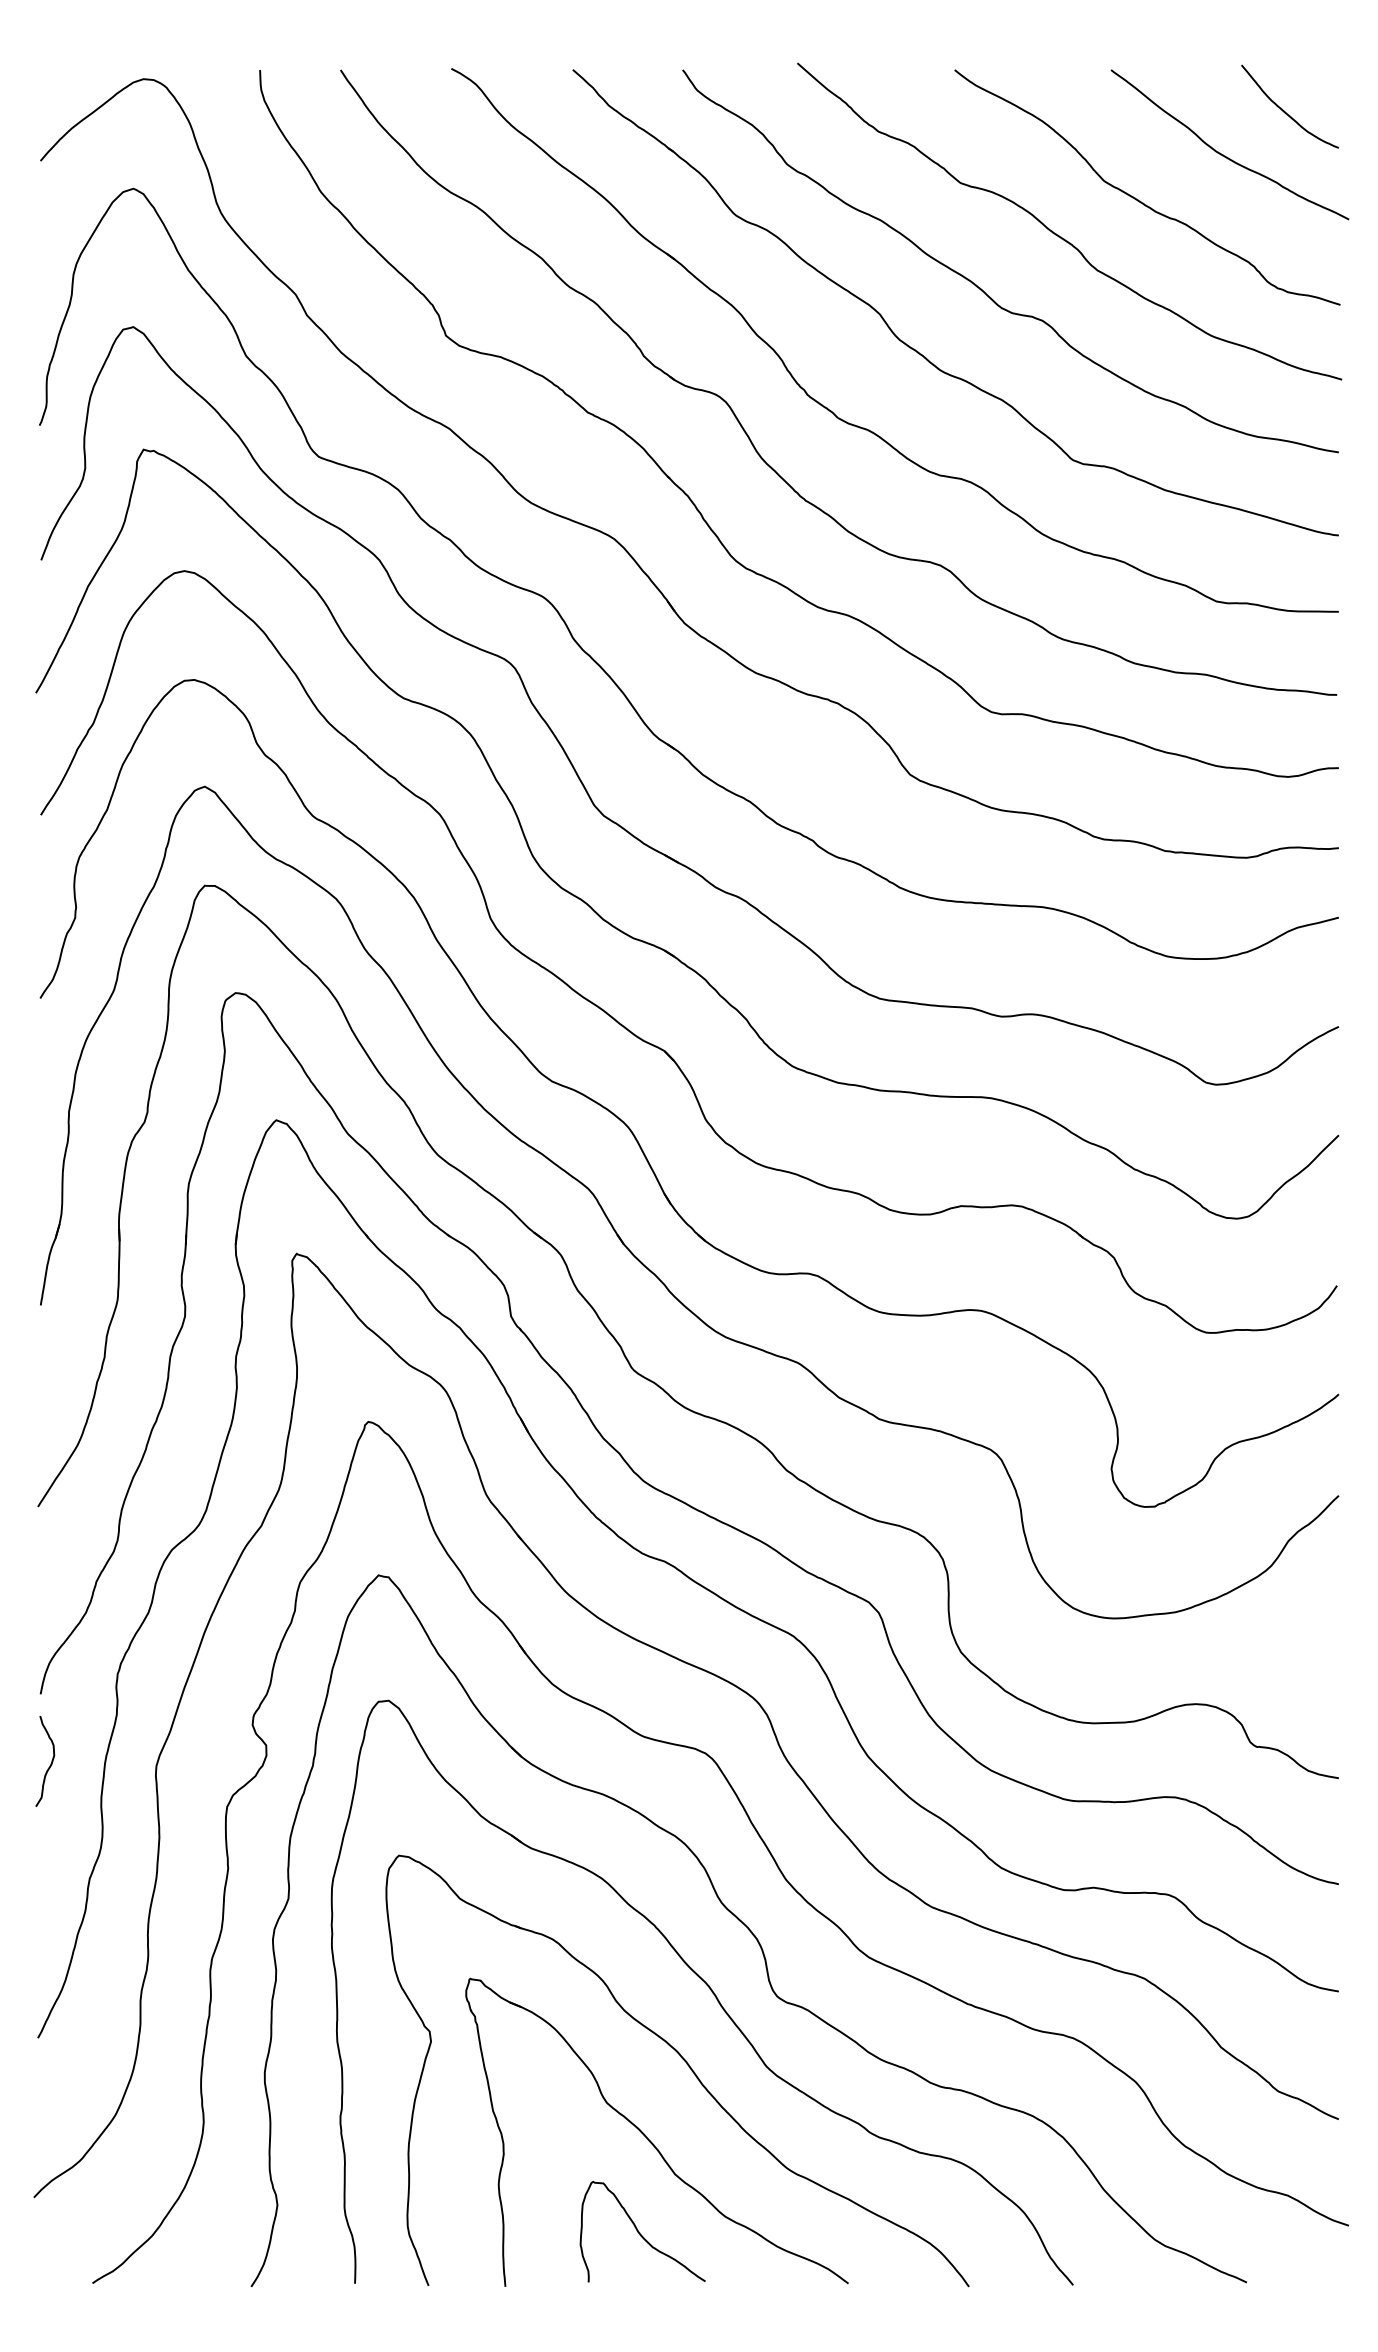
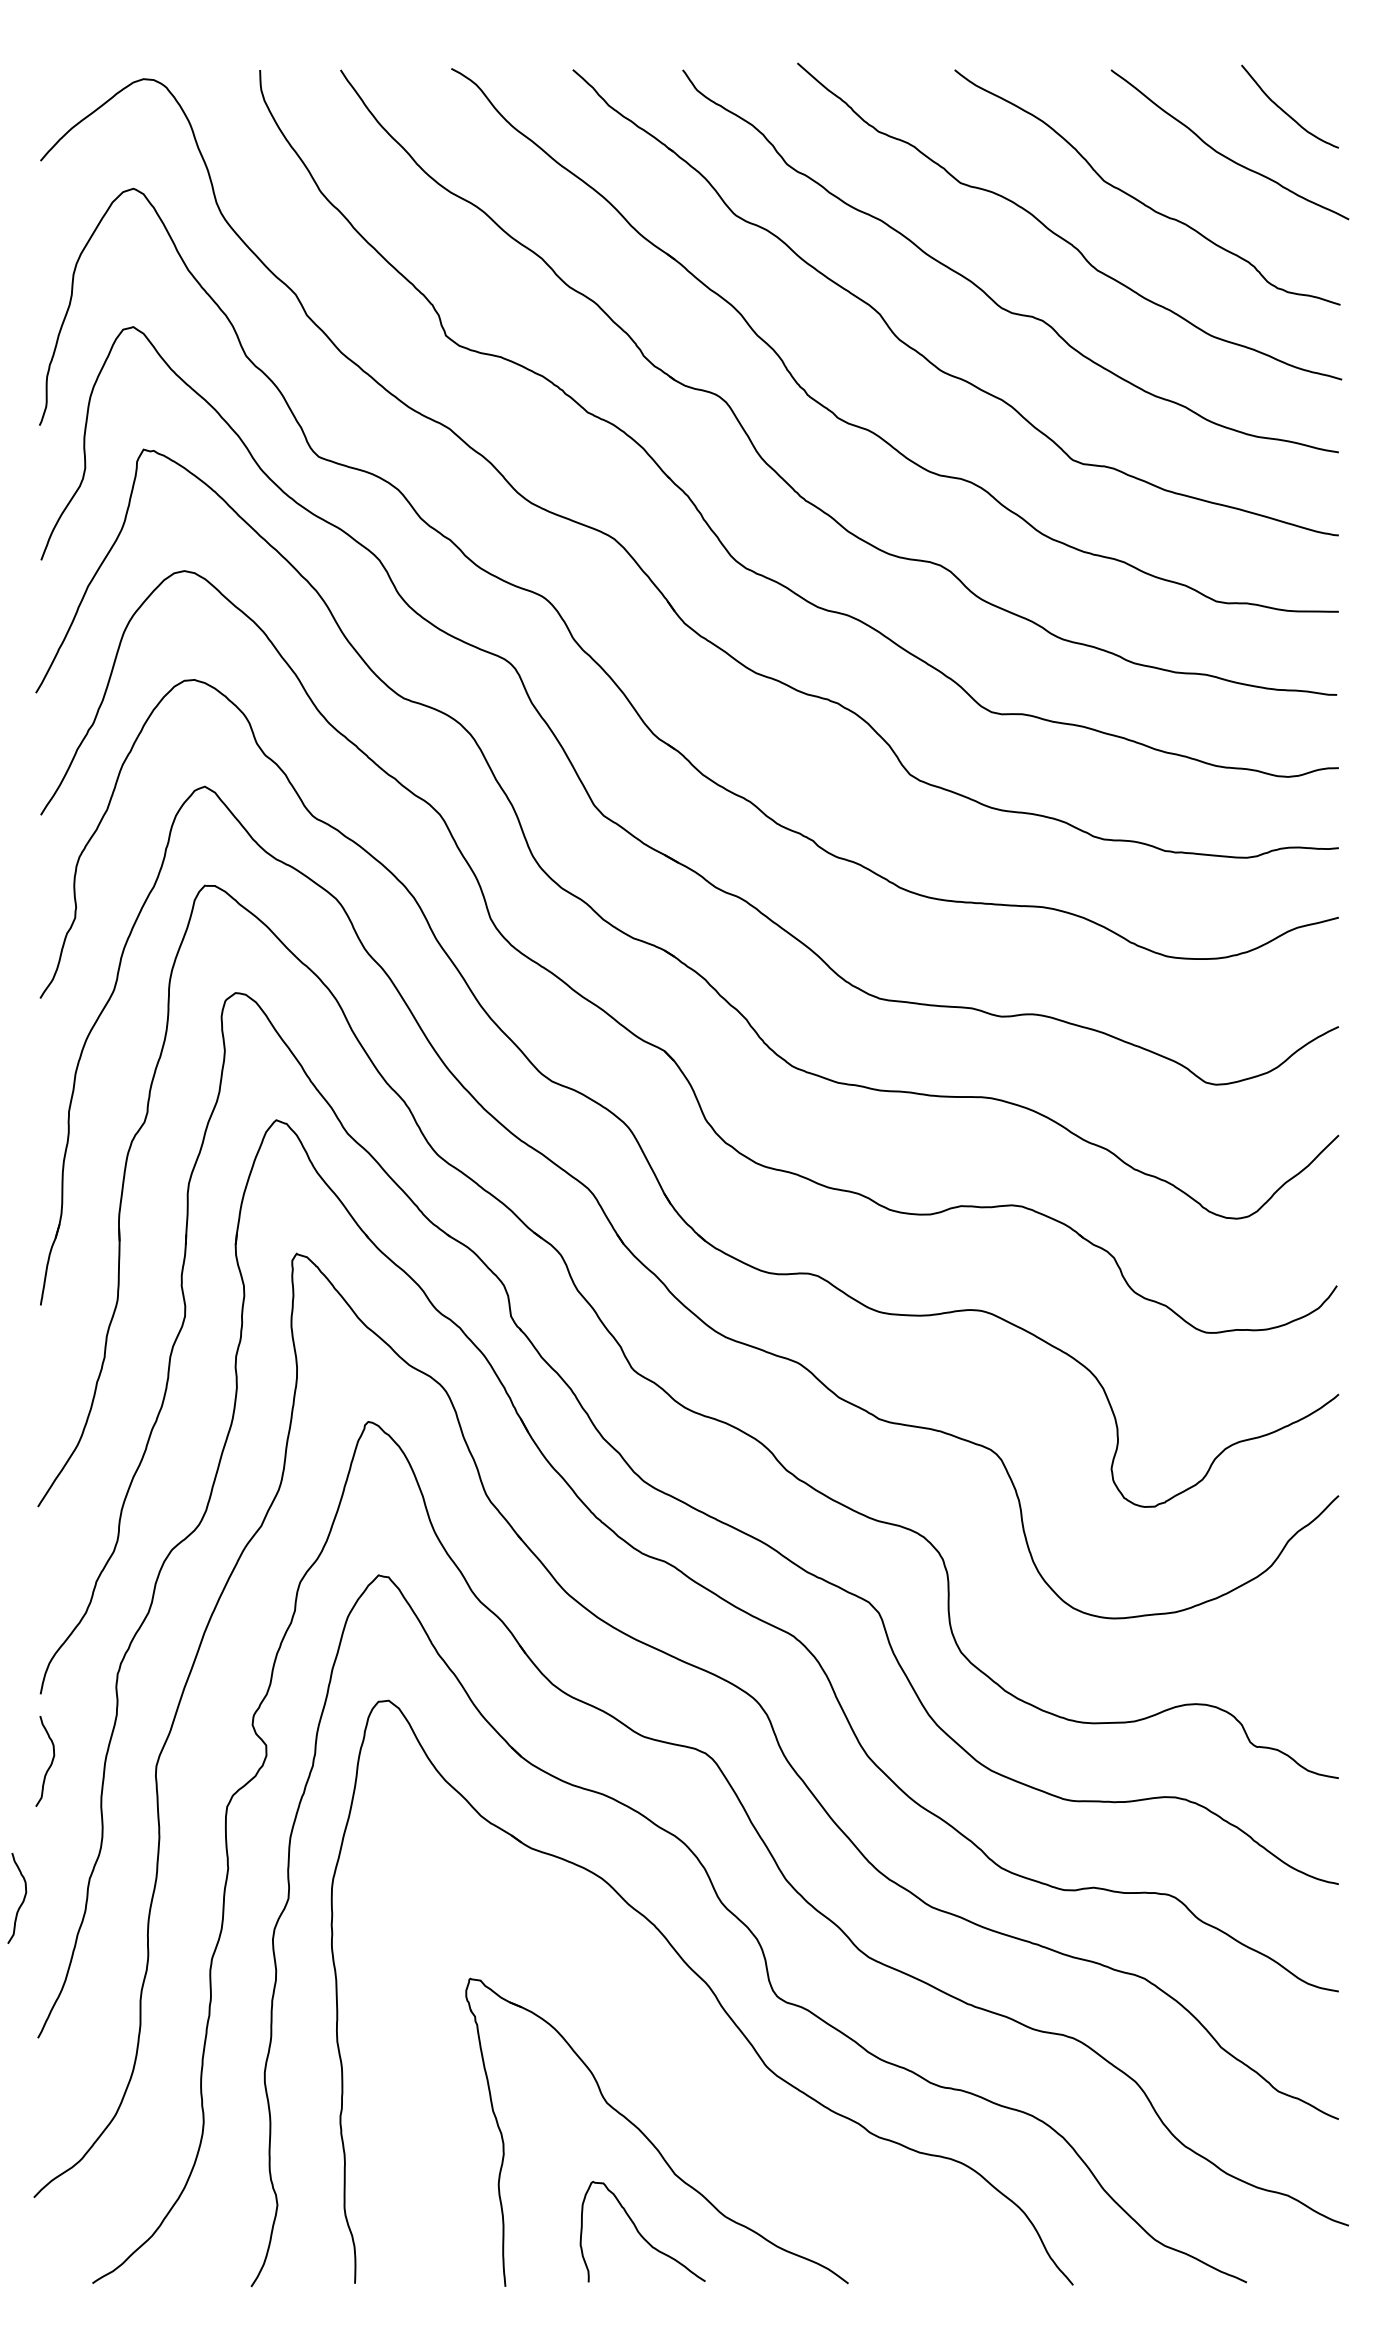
curve: none -> present (22, 1900)
part: present -> none (686, 2064)
